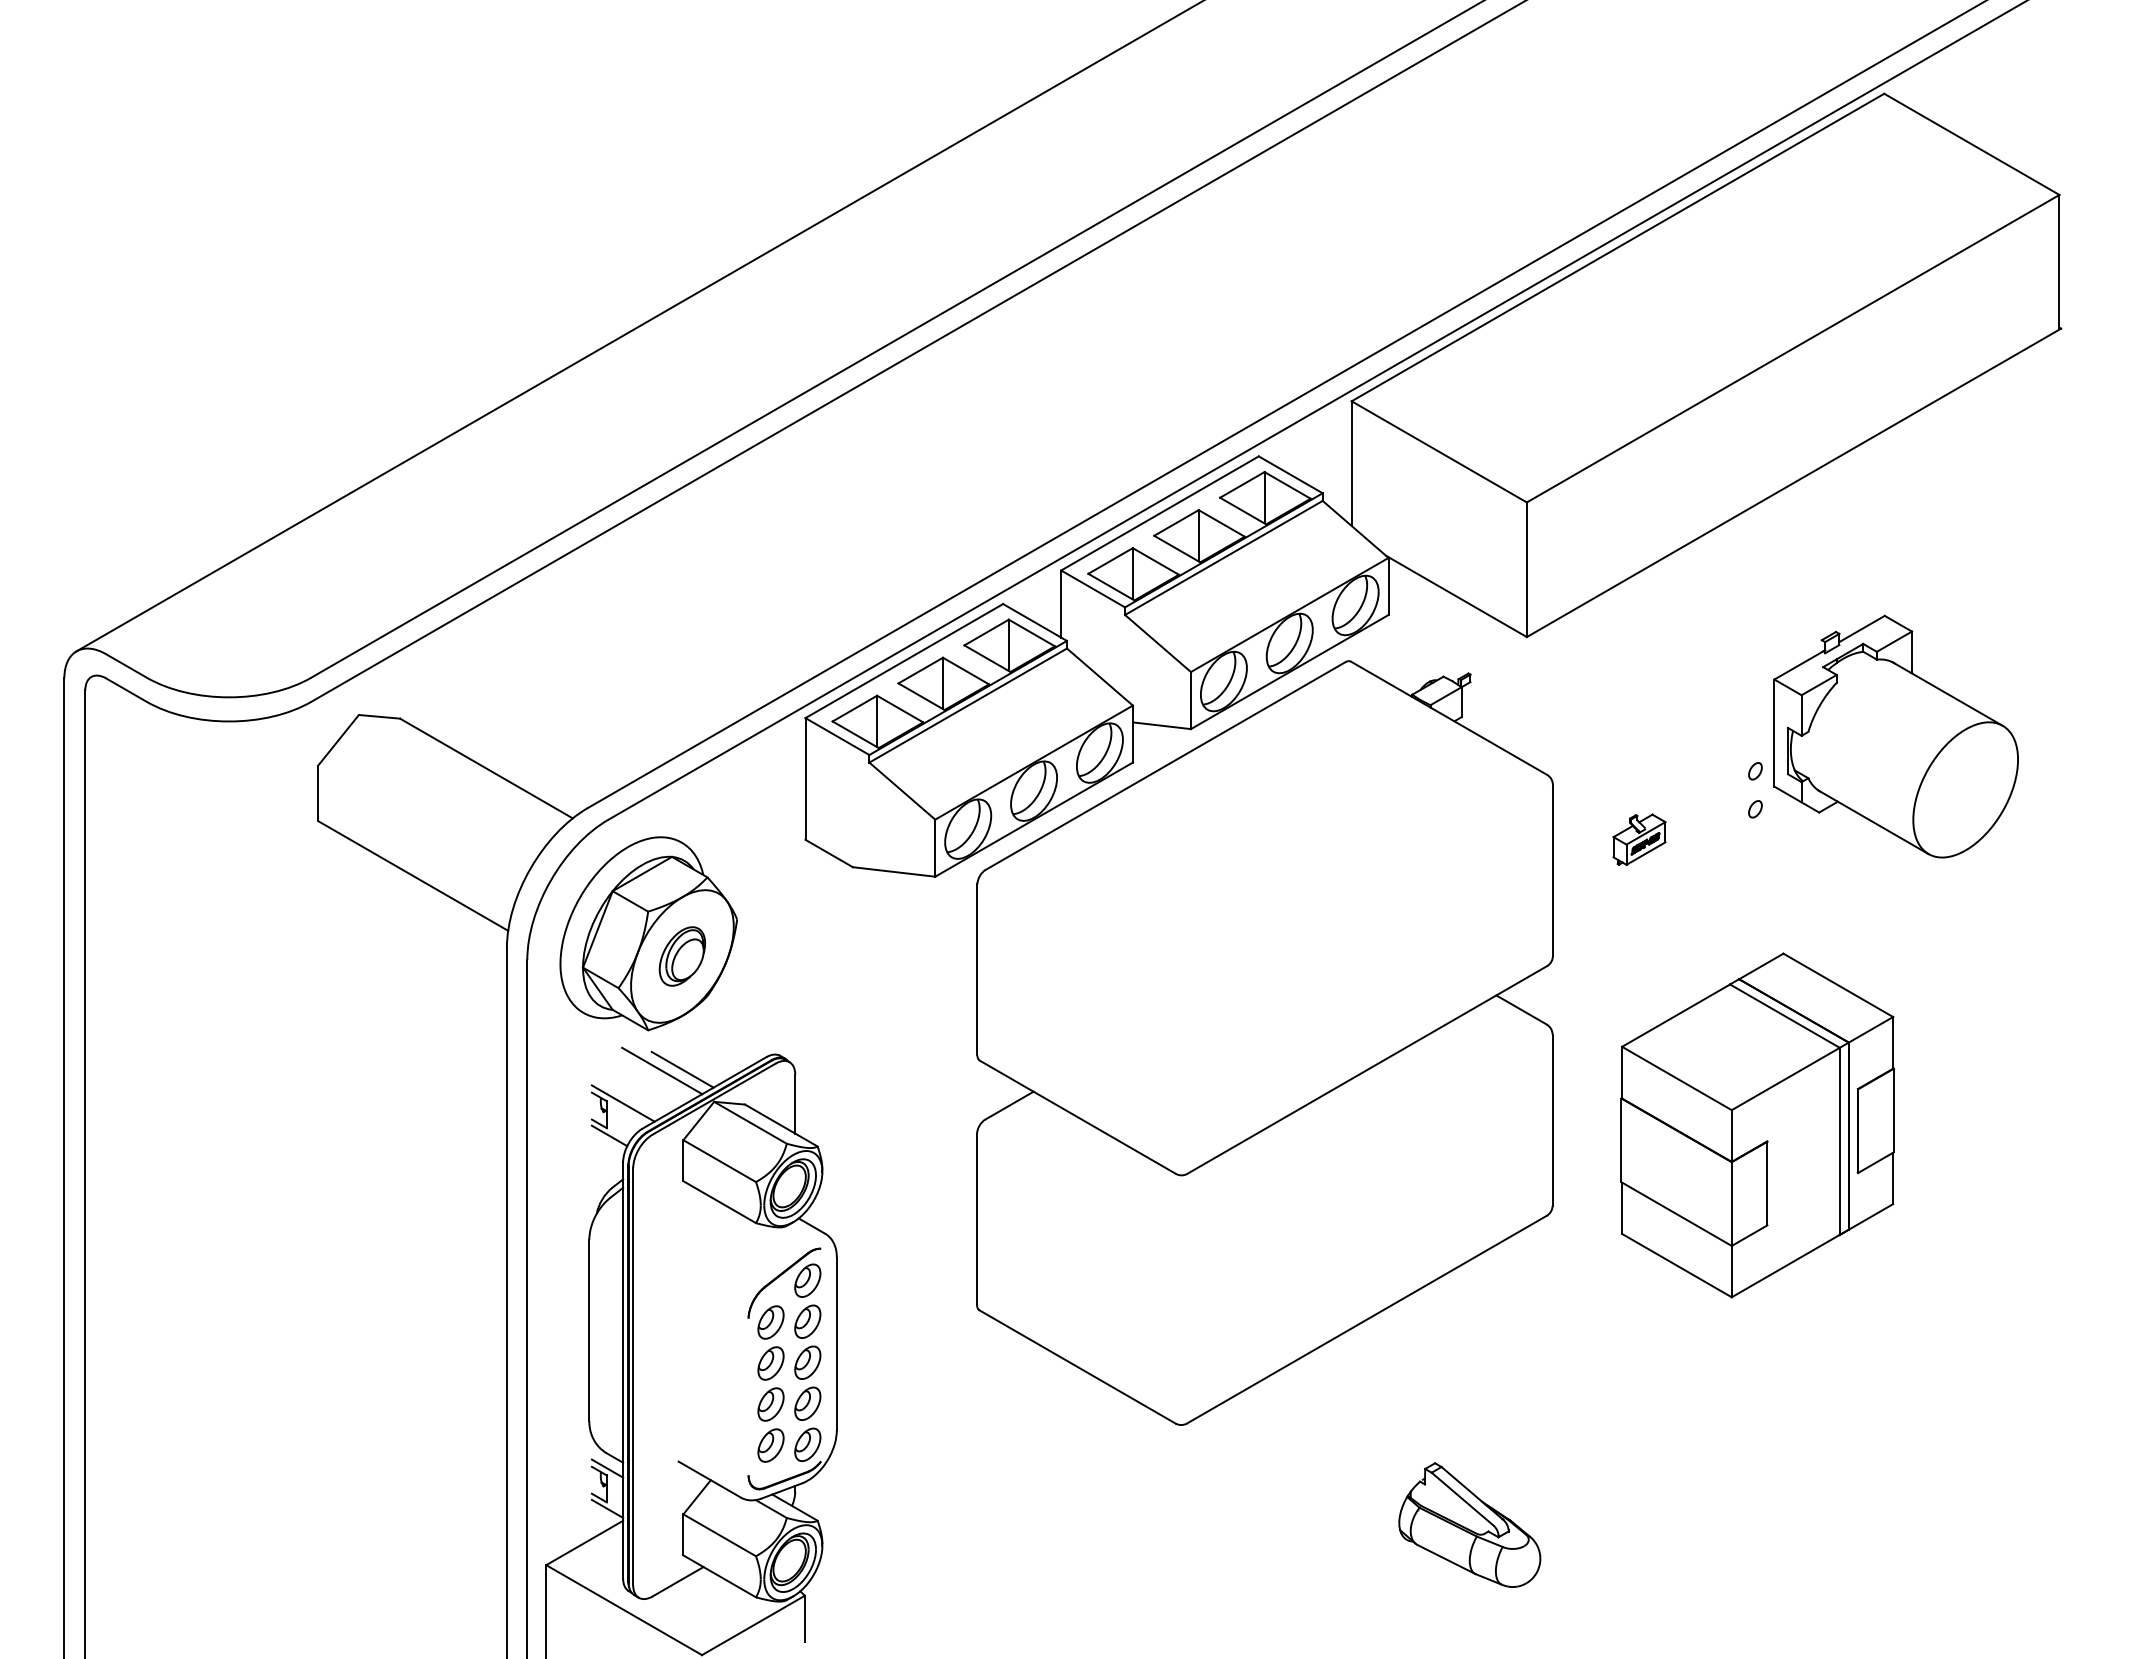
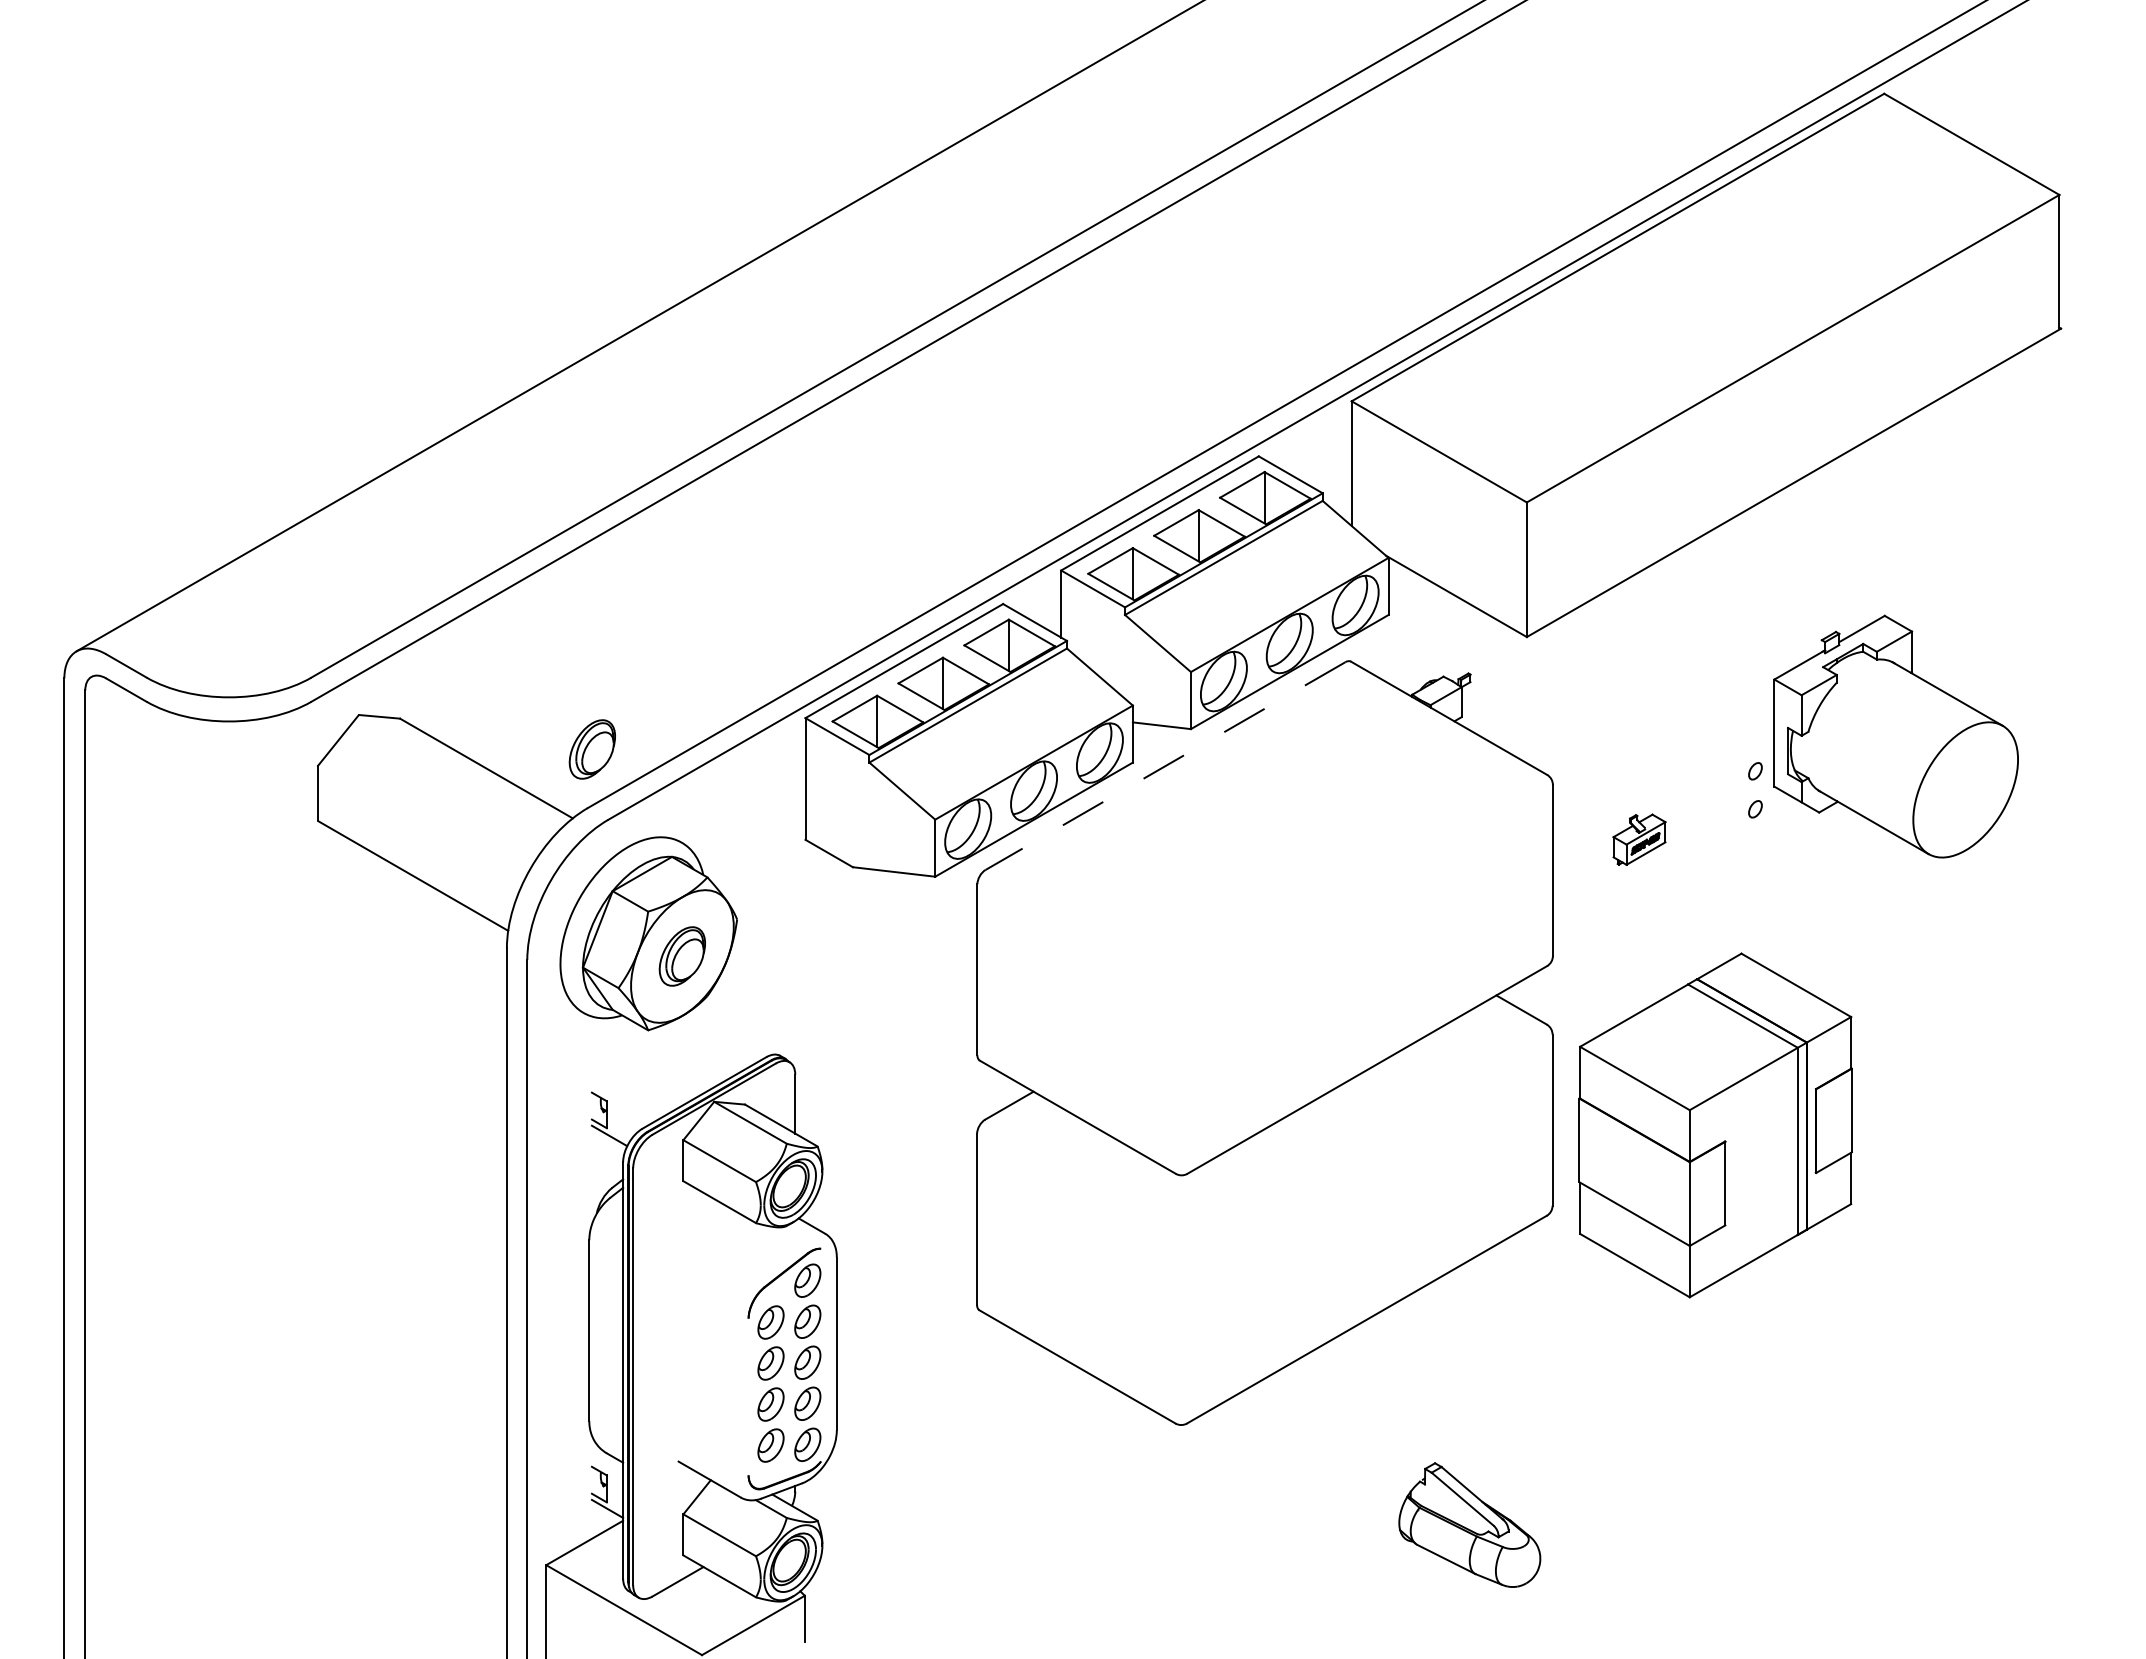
part: none -> present (591, 749)
line: solid -> dashed (1165, 766)
line: present -> none (682, 1069)
line: present -> none (662, 1070)
line: present -> none (622, 1103)
part position: (1757, 1125) -> (1715, 1125) (1715, 1125)
line: present -> none (607, 1468)
